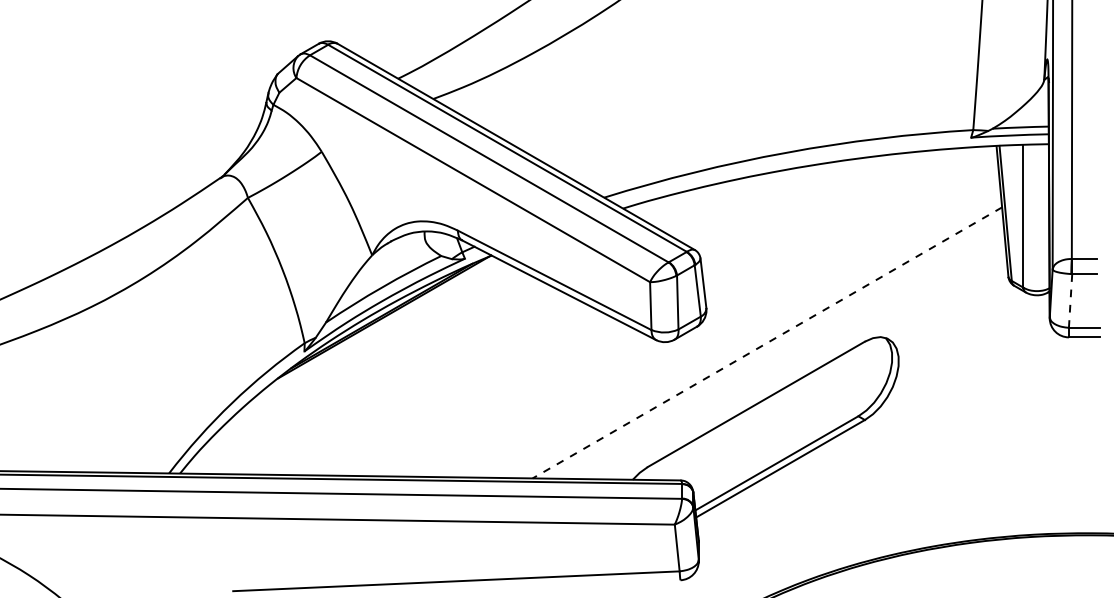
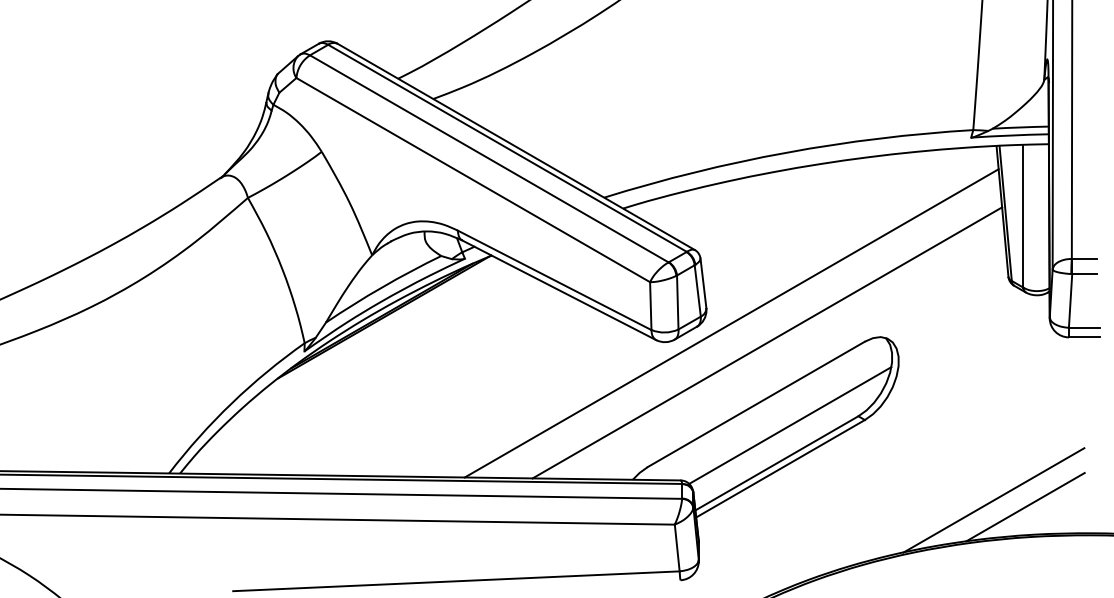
line: dashed -> solid (1070, 300)
line: none -> present (731, 323)
line: dashed -> solid (766, 343)
line: none -> present (790, 425)
line: none -> present (993, 500)
line: none -> present (1025, 506)
